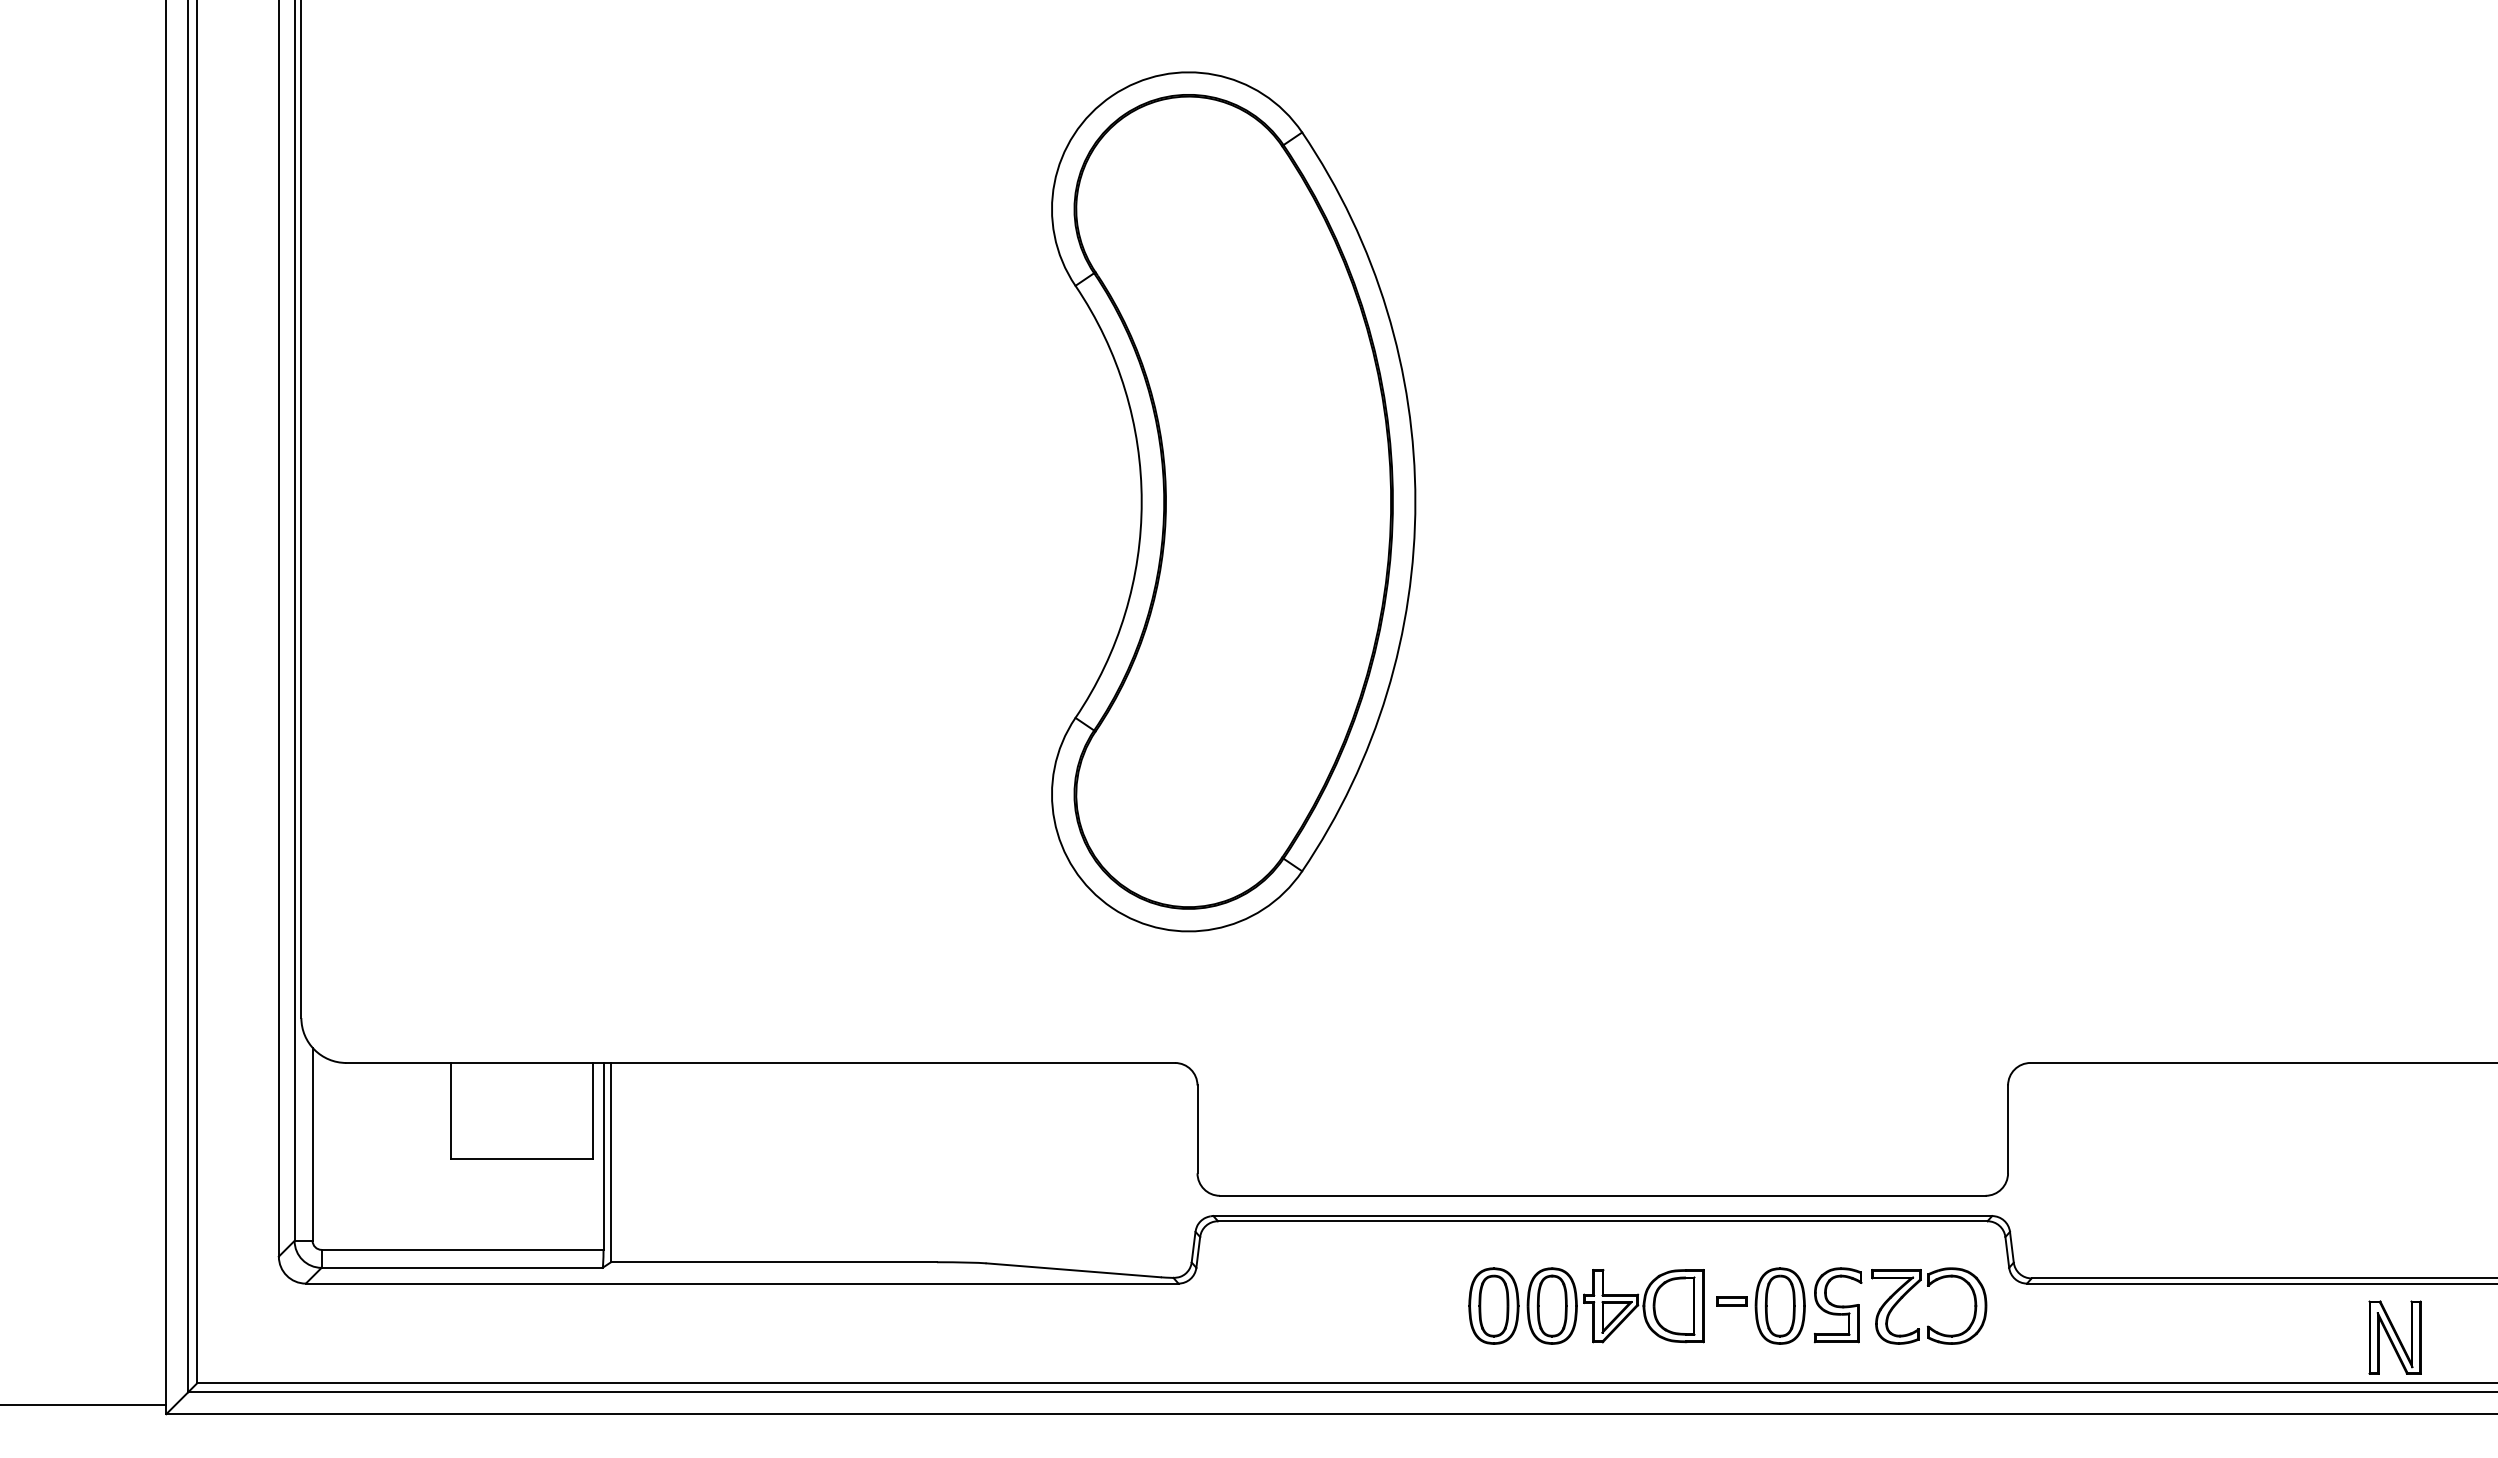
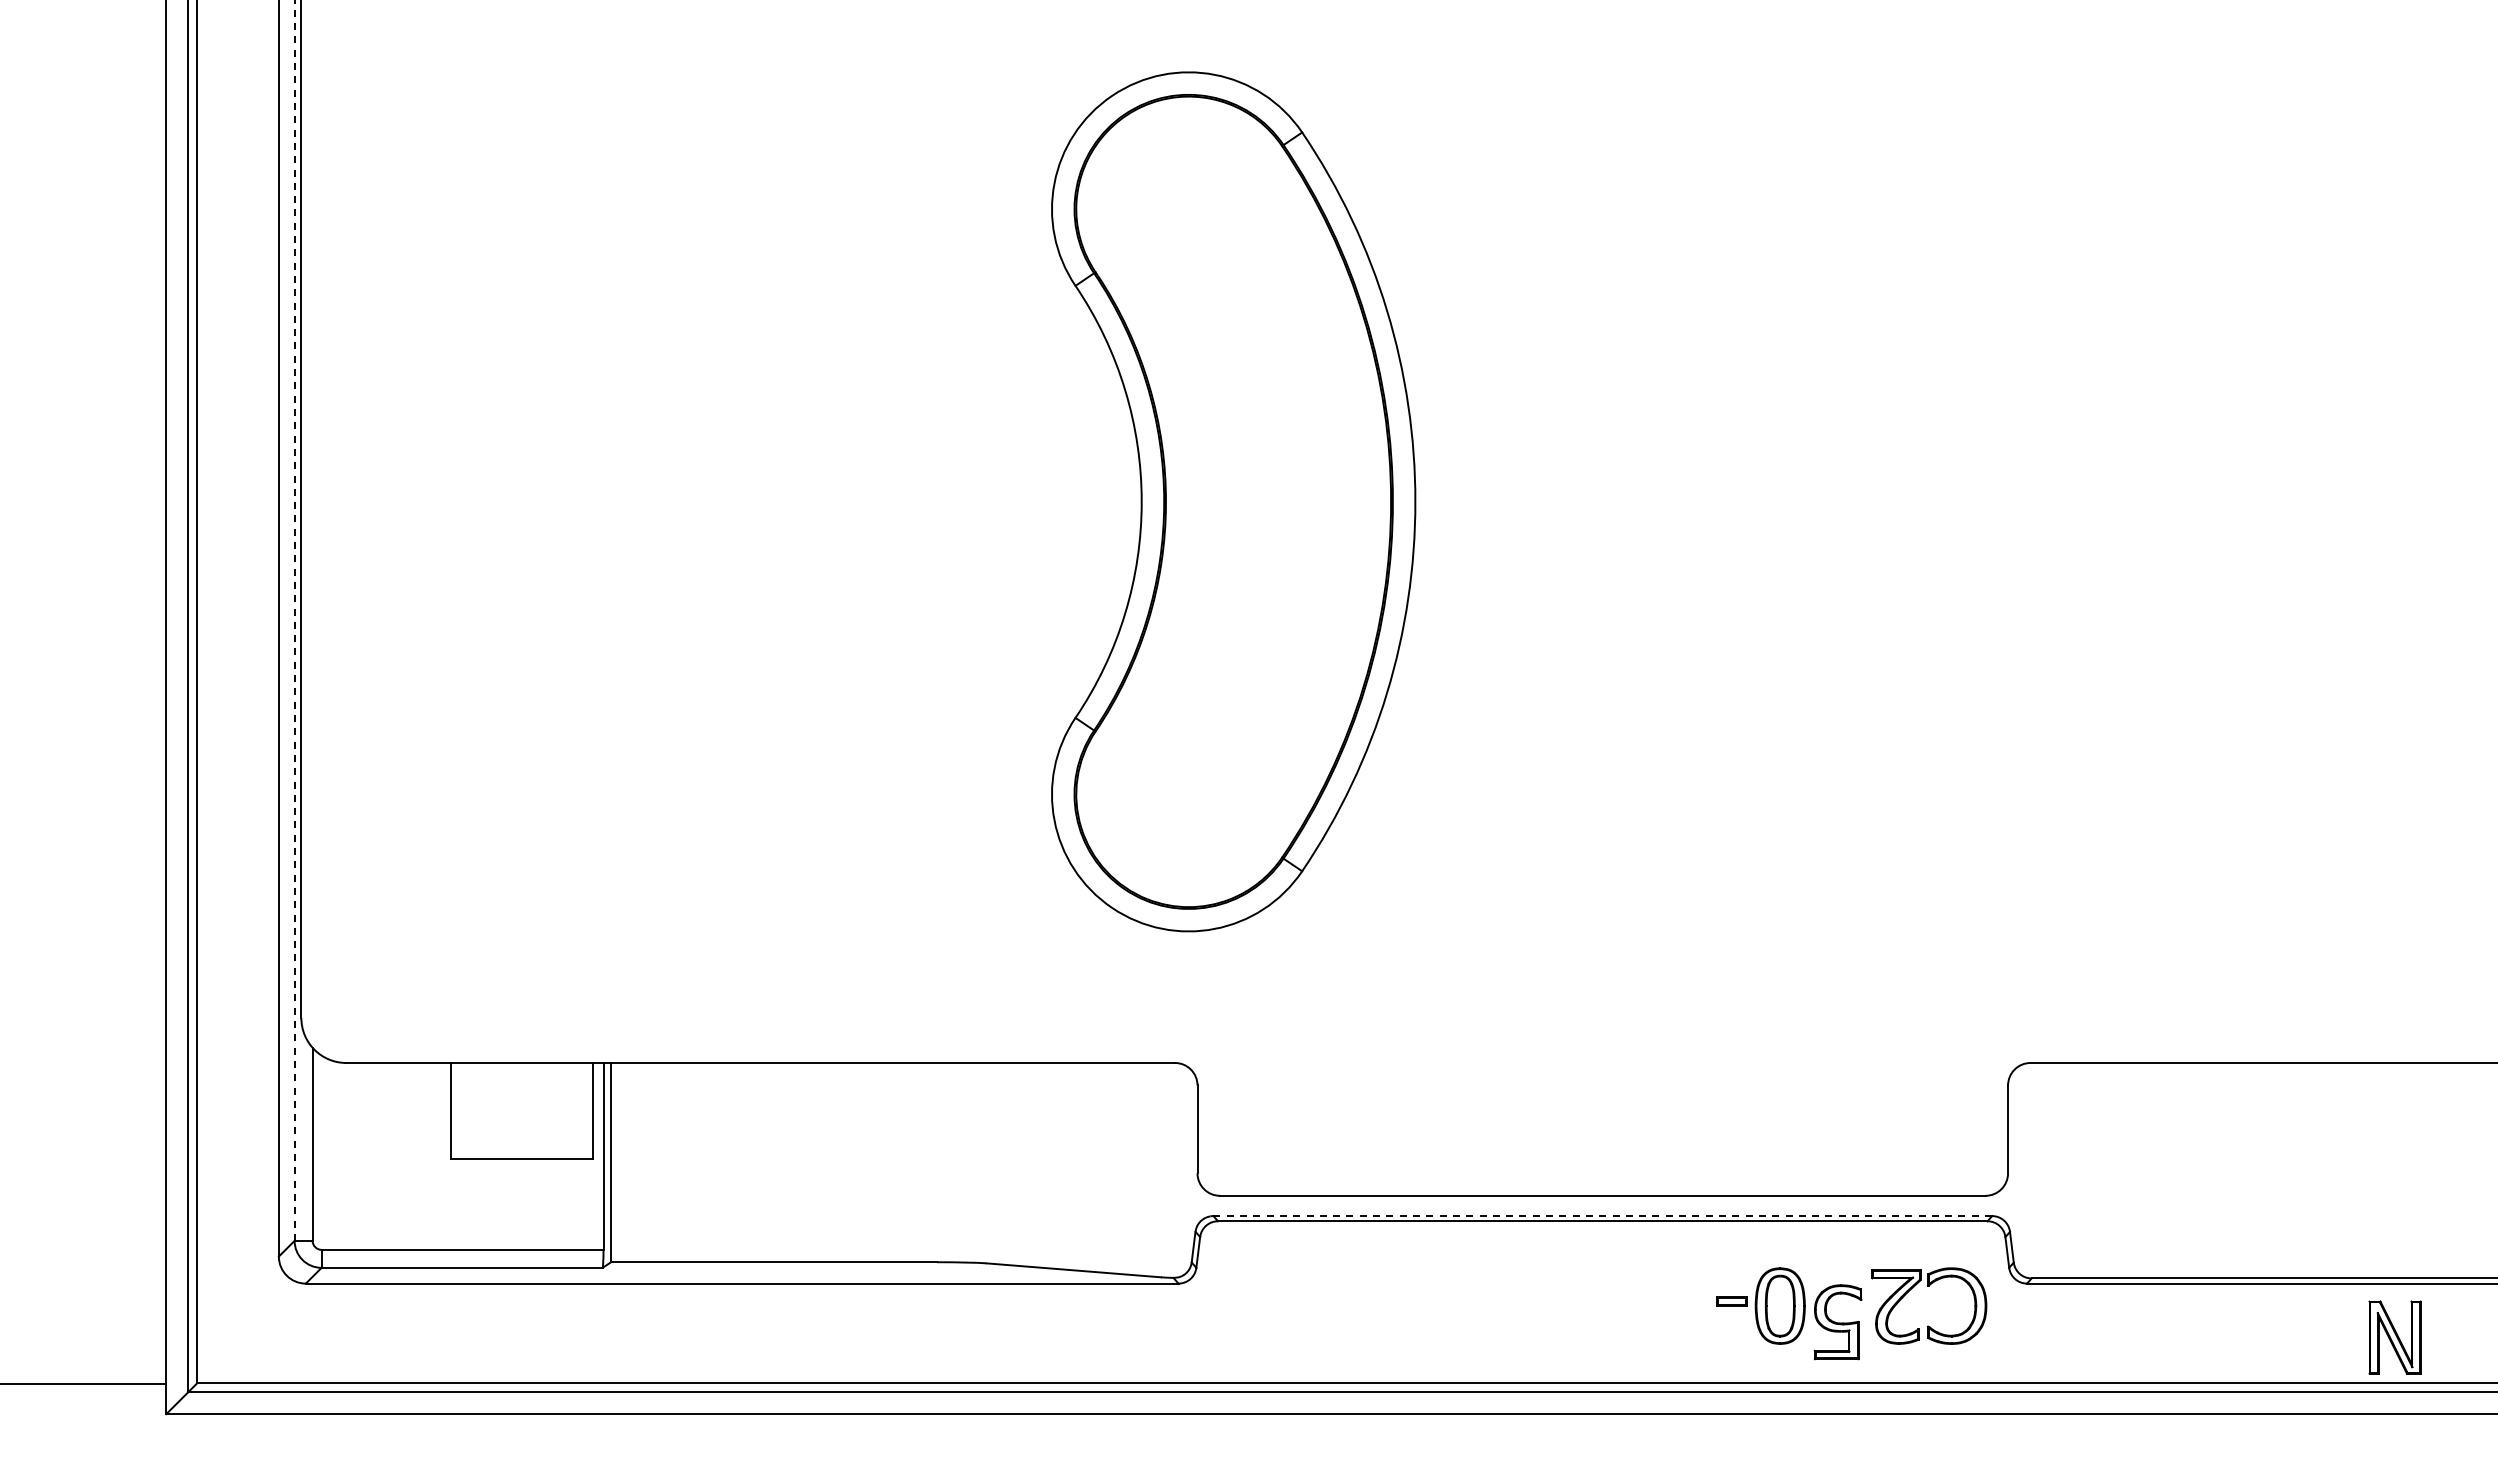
line: solid -> dashed (294, 620)
line: solid -> dashed (1603, 1216)
part: present -> none (1586, 1305)
part position: (1837, 1305) -> (1837, 1322) (1837, 1322)
line position: (84, 1405) -> (84, 1384) (84, 1384)
